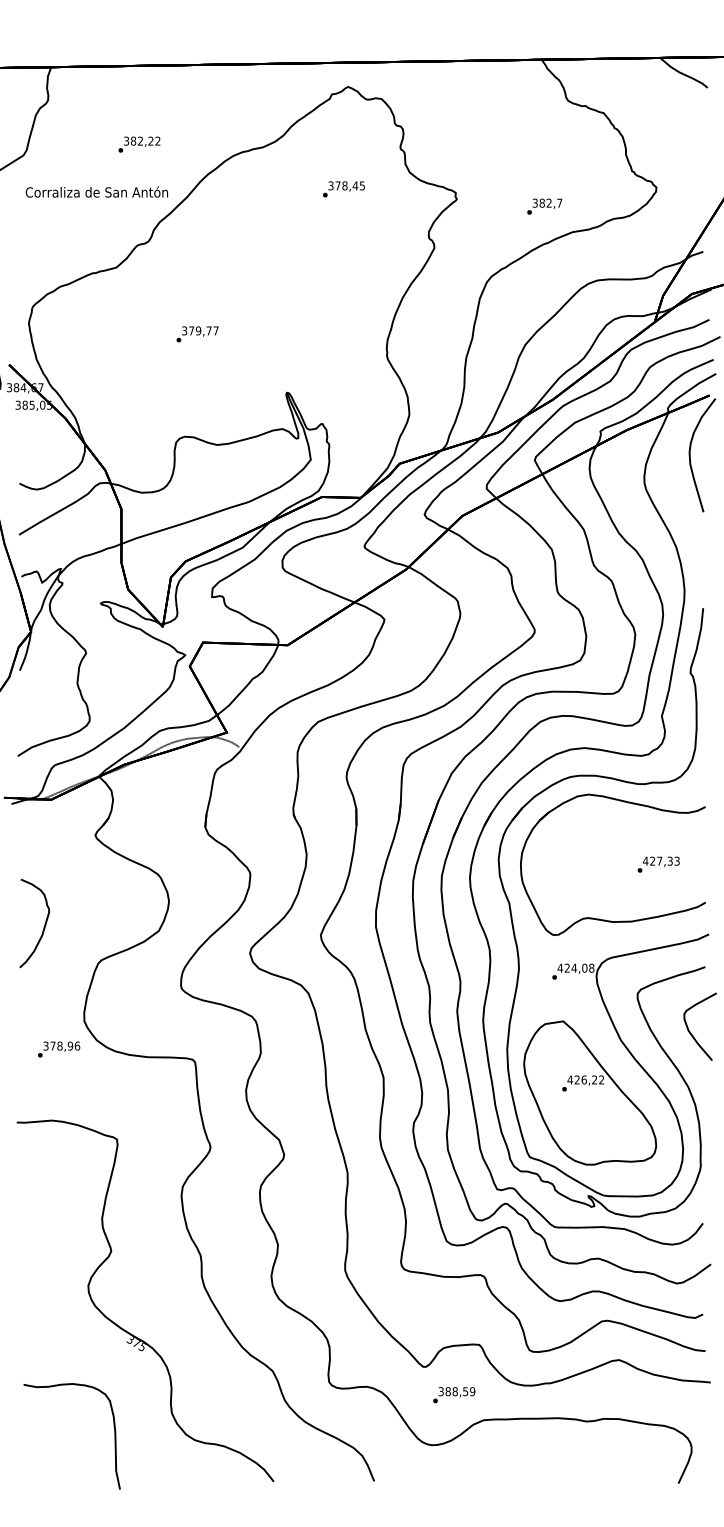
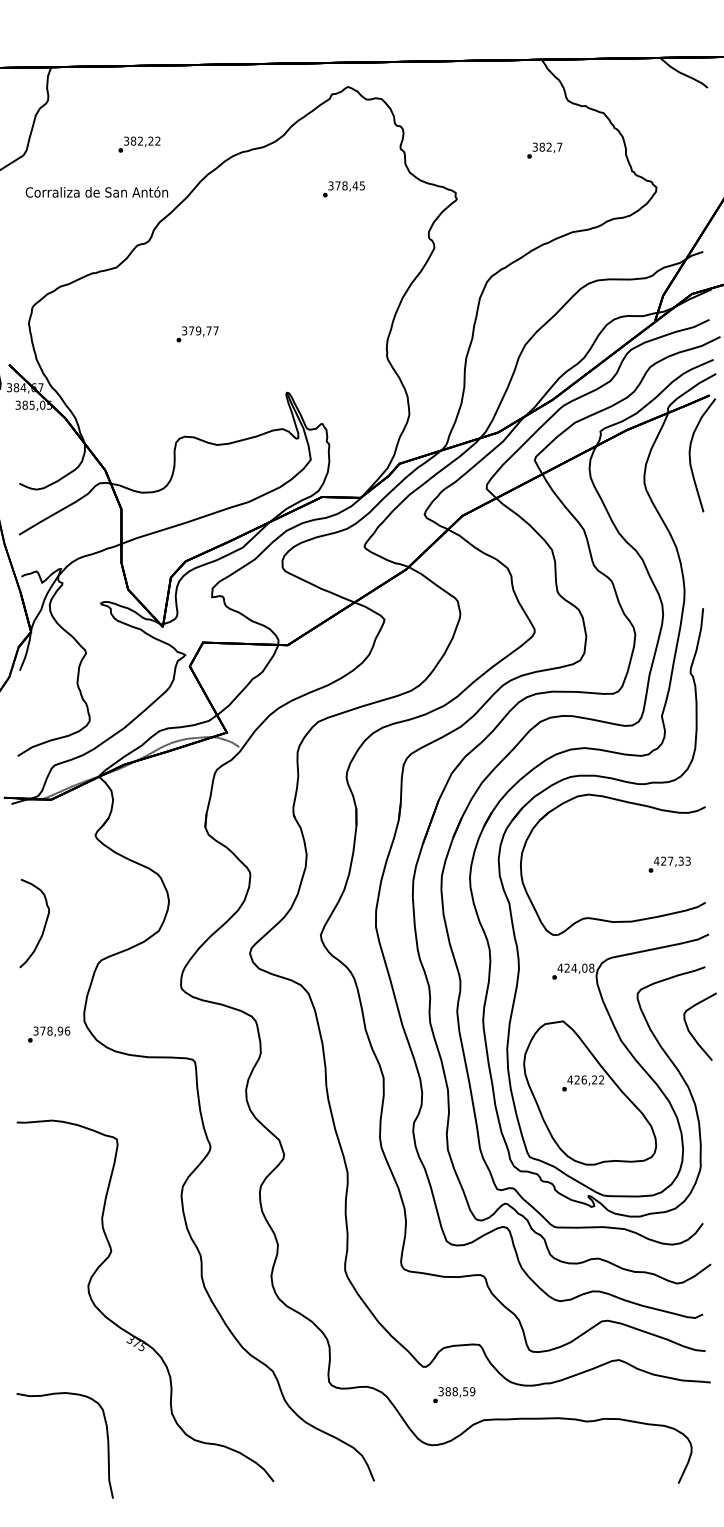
text position: (544, 206) -> (544, 150) (544, 150)
text position: (658, 864) -> (669, 864) (669, 864)
text position: (59, 1049) -> (49, 1034) (49, 1034)
part position: (113, 1427) -> (106, 1436) (106, 1436)
